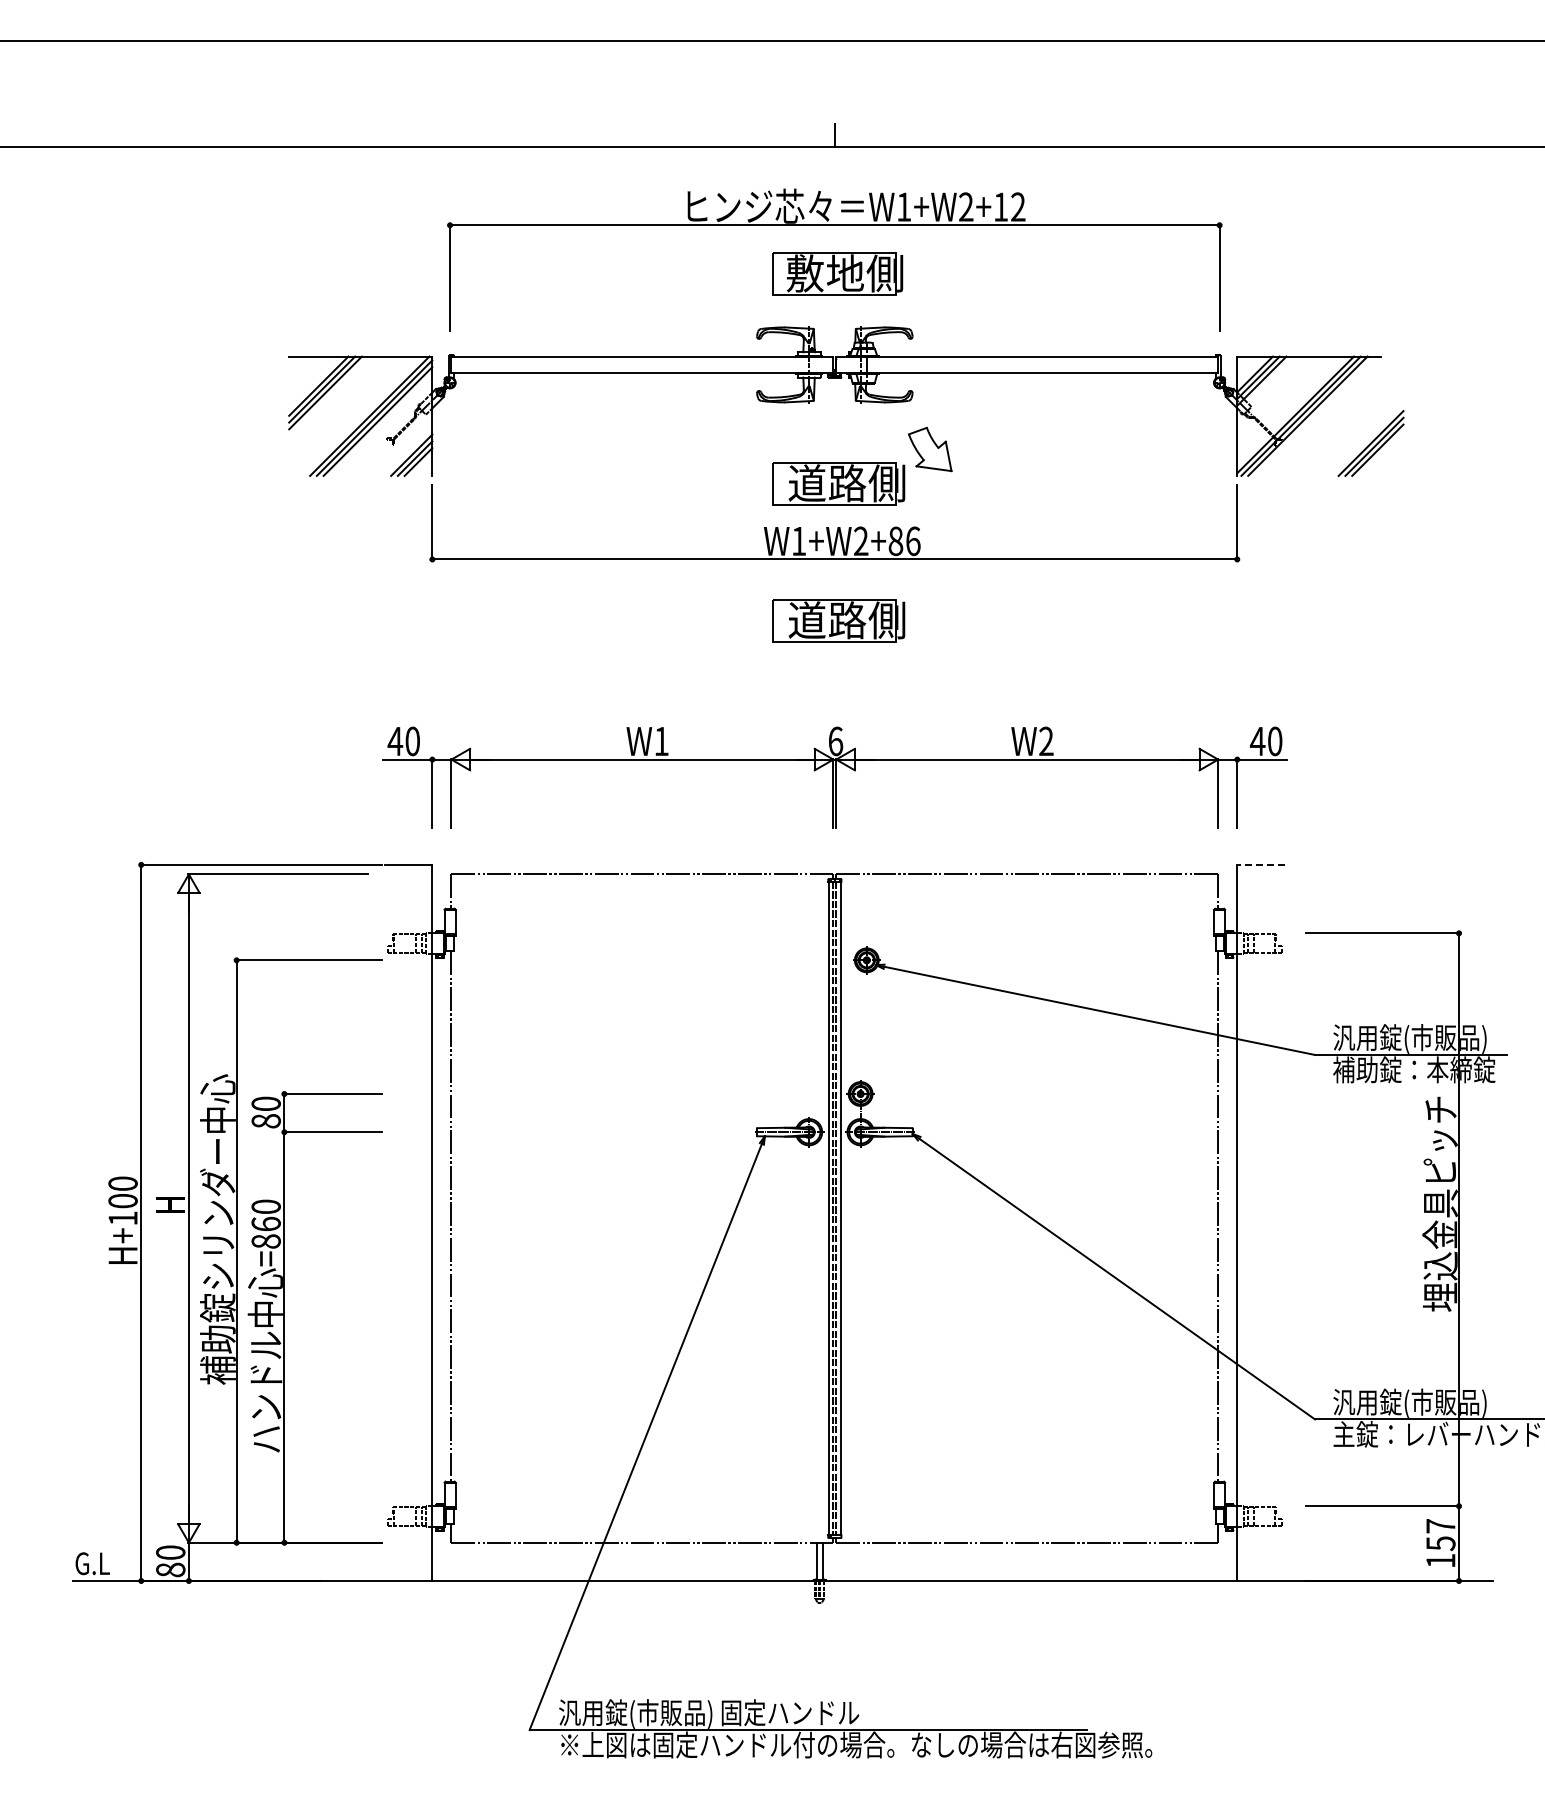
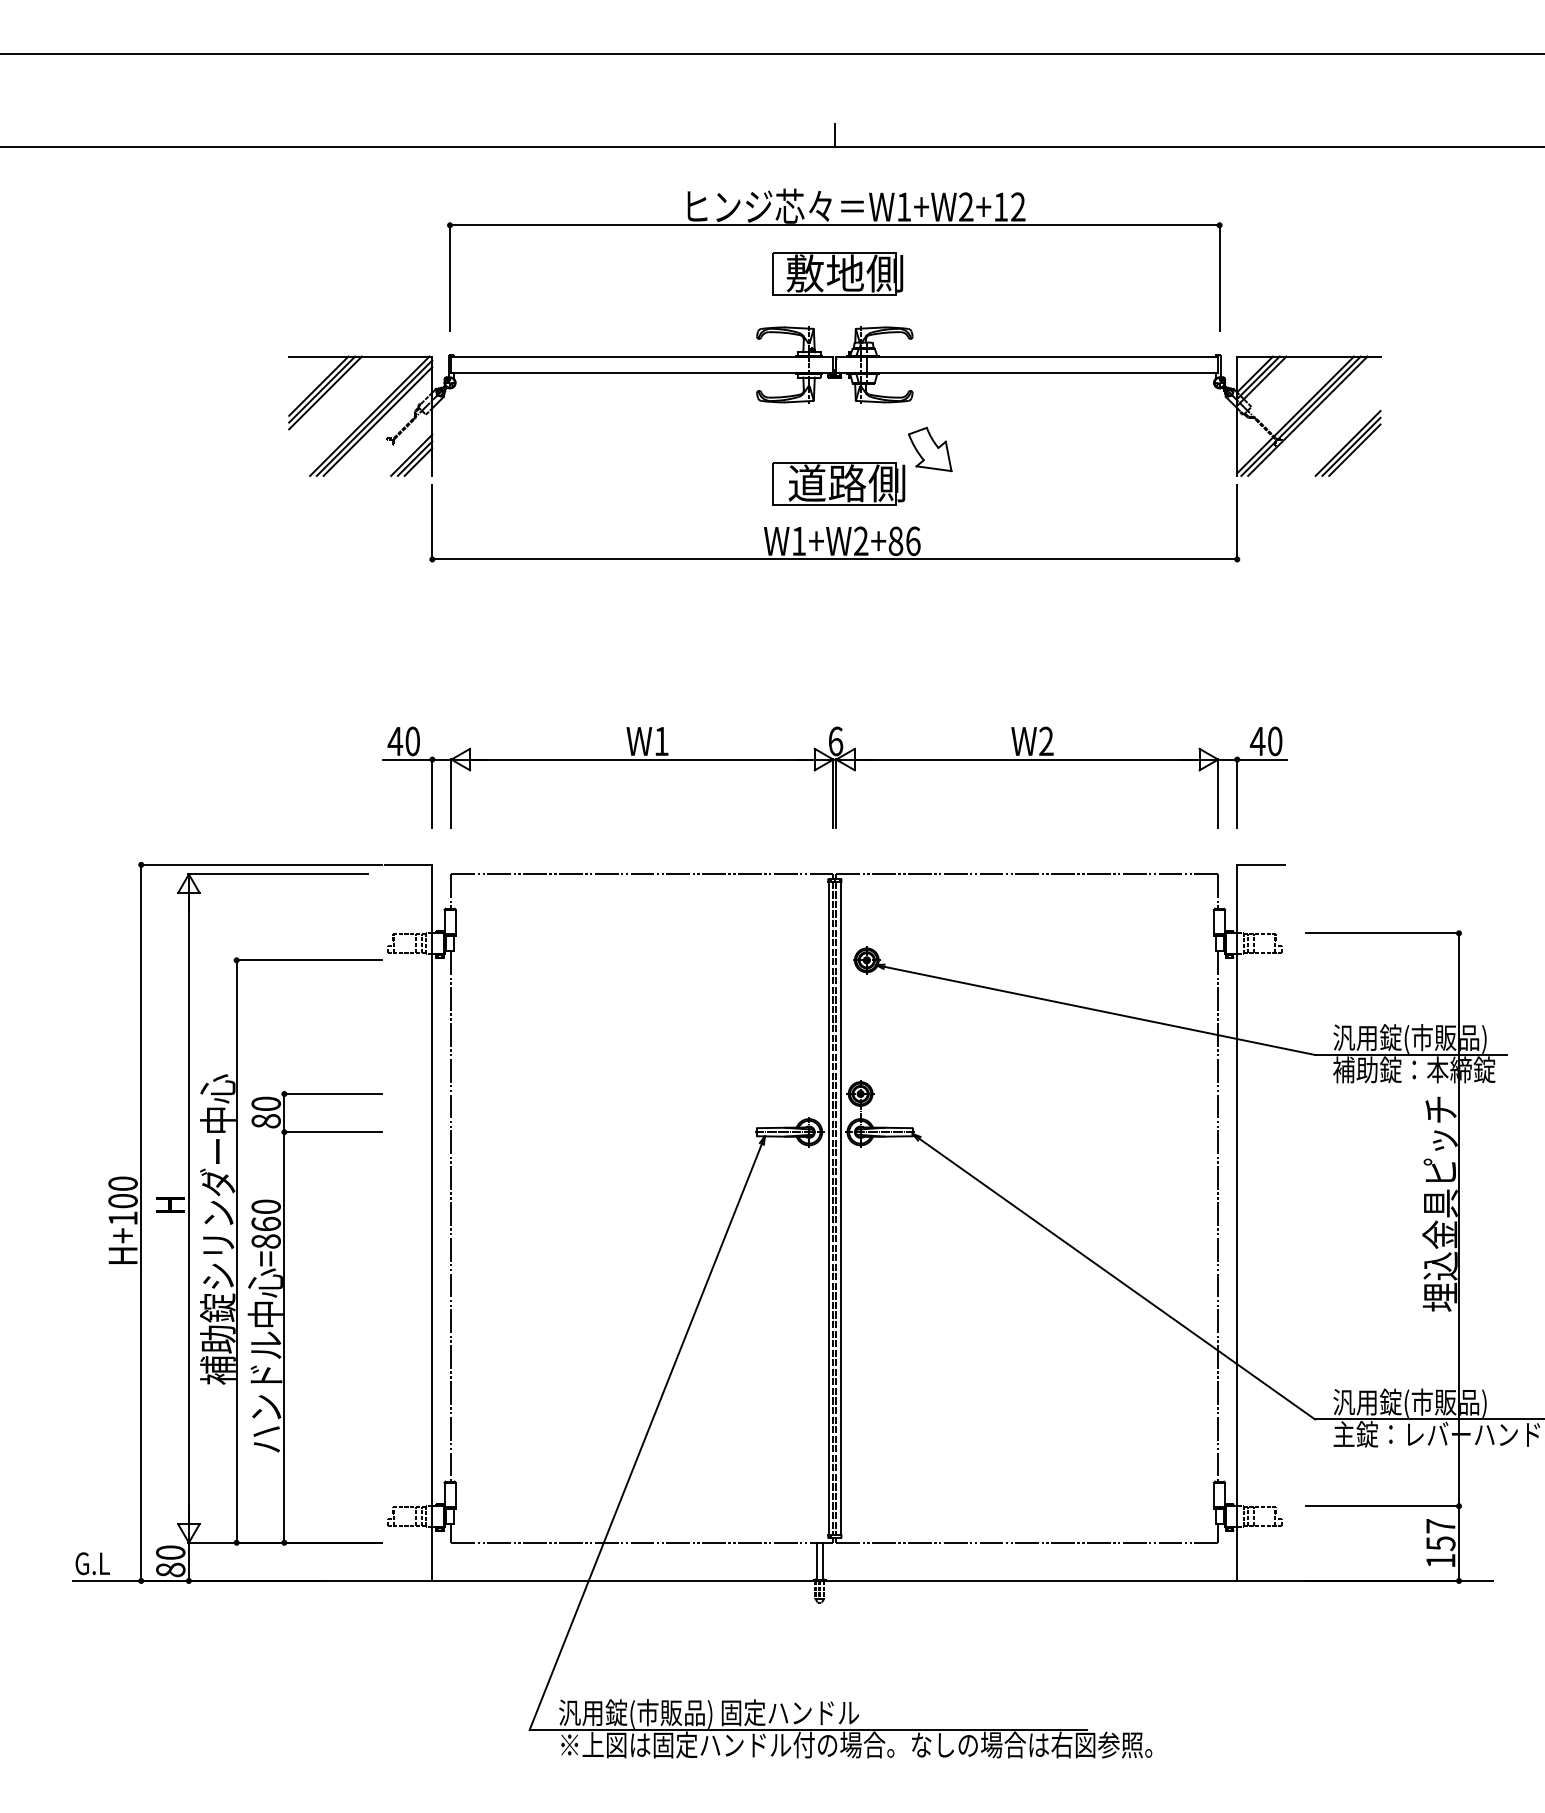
line position: (771, 41) -> (771, 54) (771, 54)
part position: (1370, 443) -> (1347, 443) (1347, 443)
part: present -> none (838, 620)
line: dashed -> solid (1261, 864)
